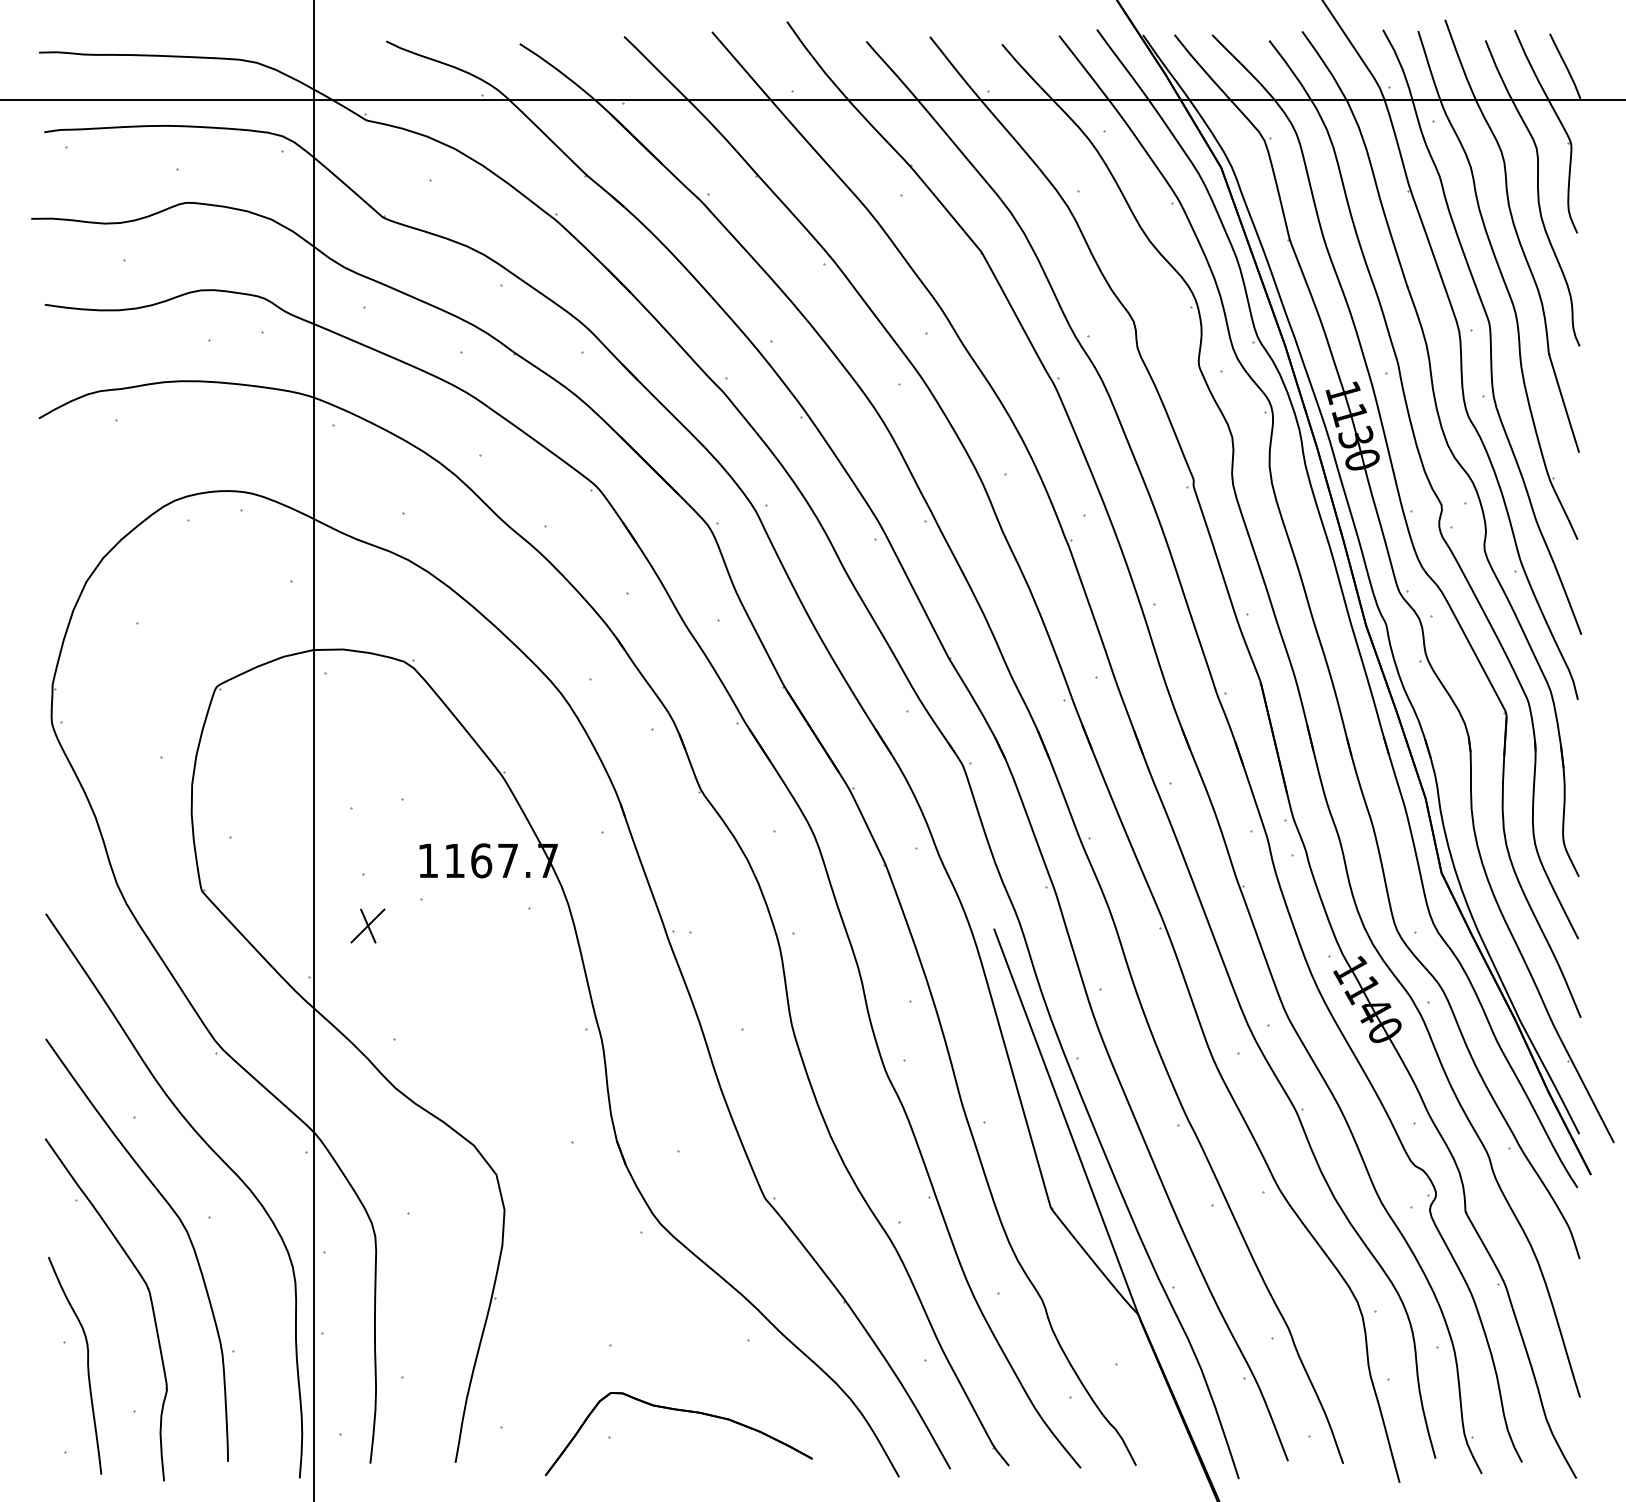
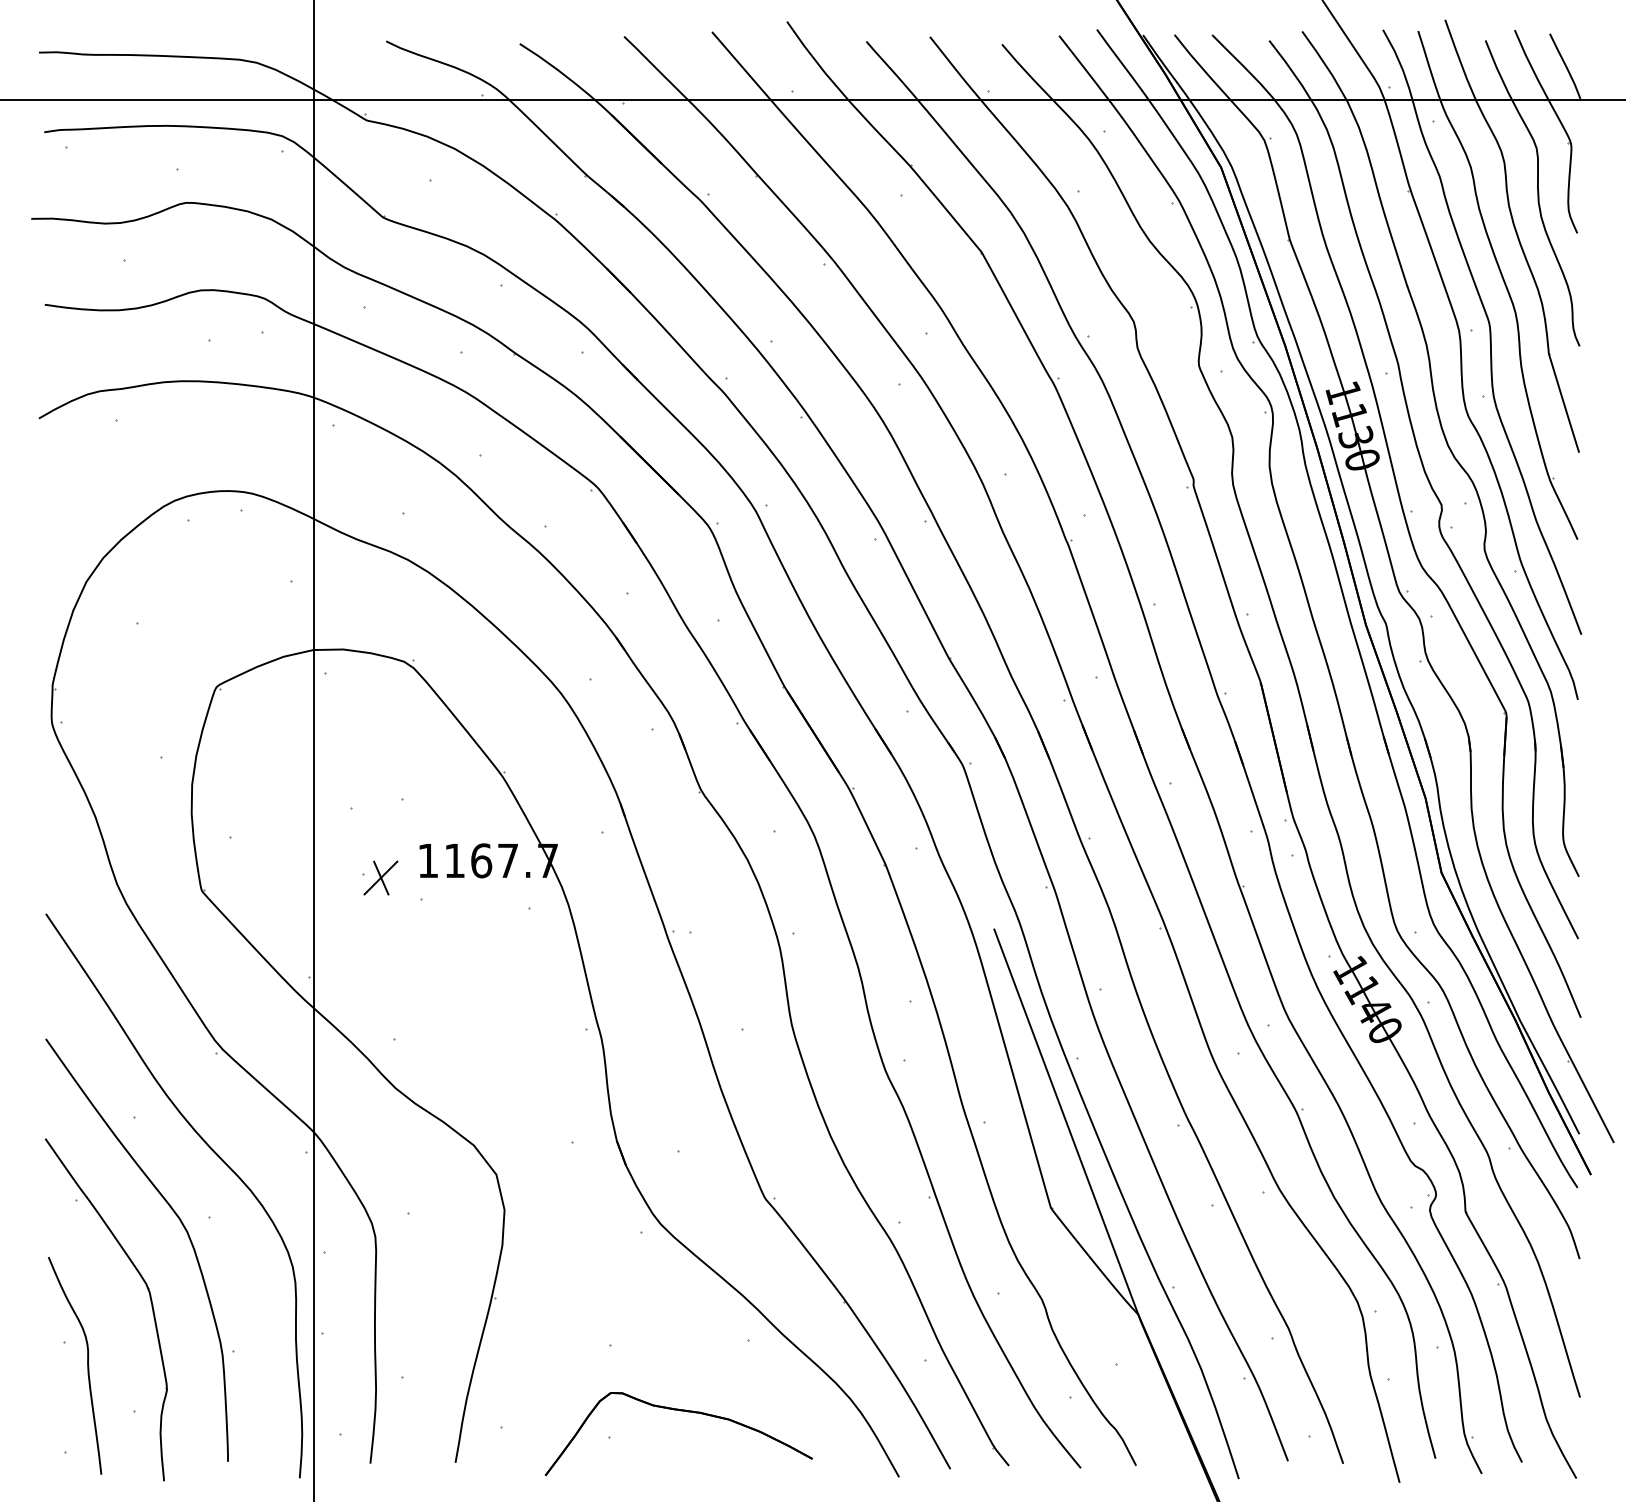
part position: (367, 925) -> (380, 877) (380, 877)
